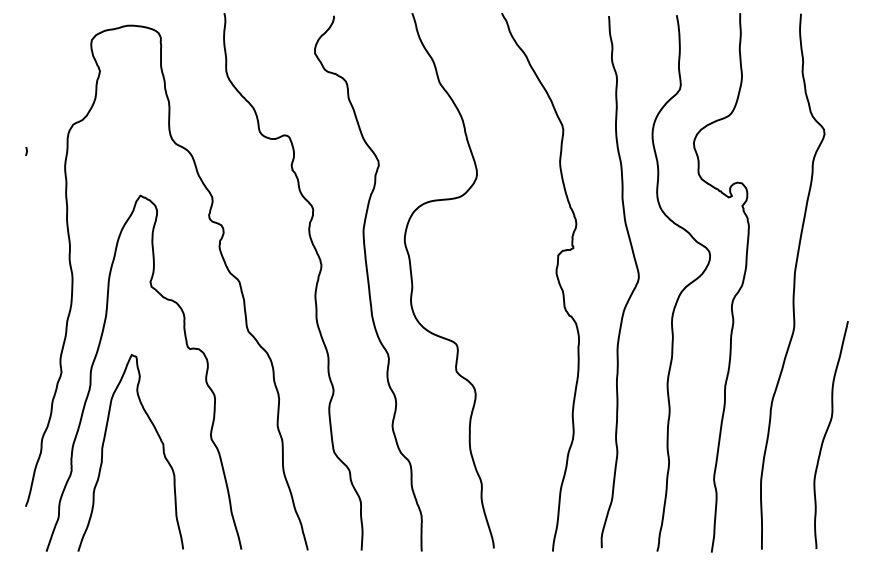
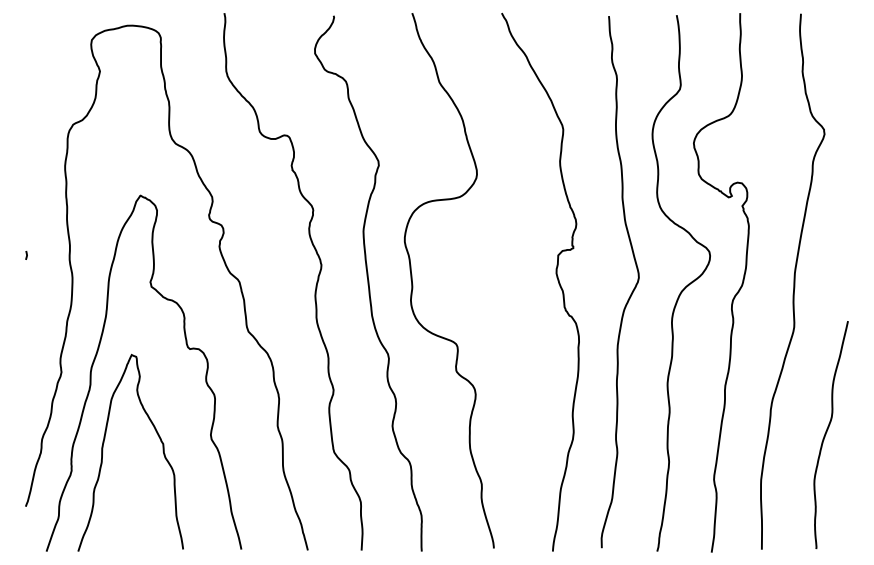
line position: (26, 150) -> (26, 254) (26, 254)
